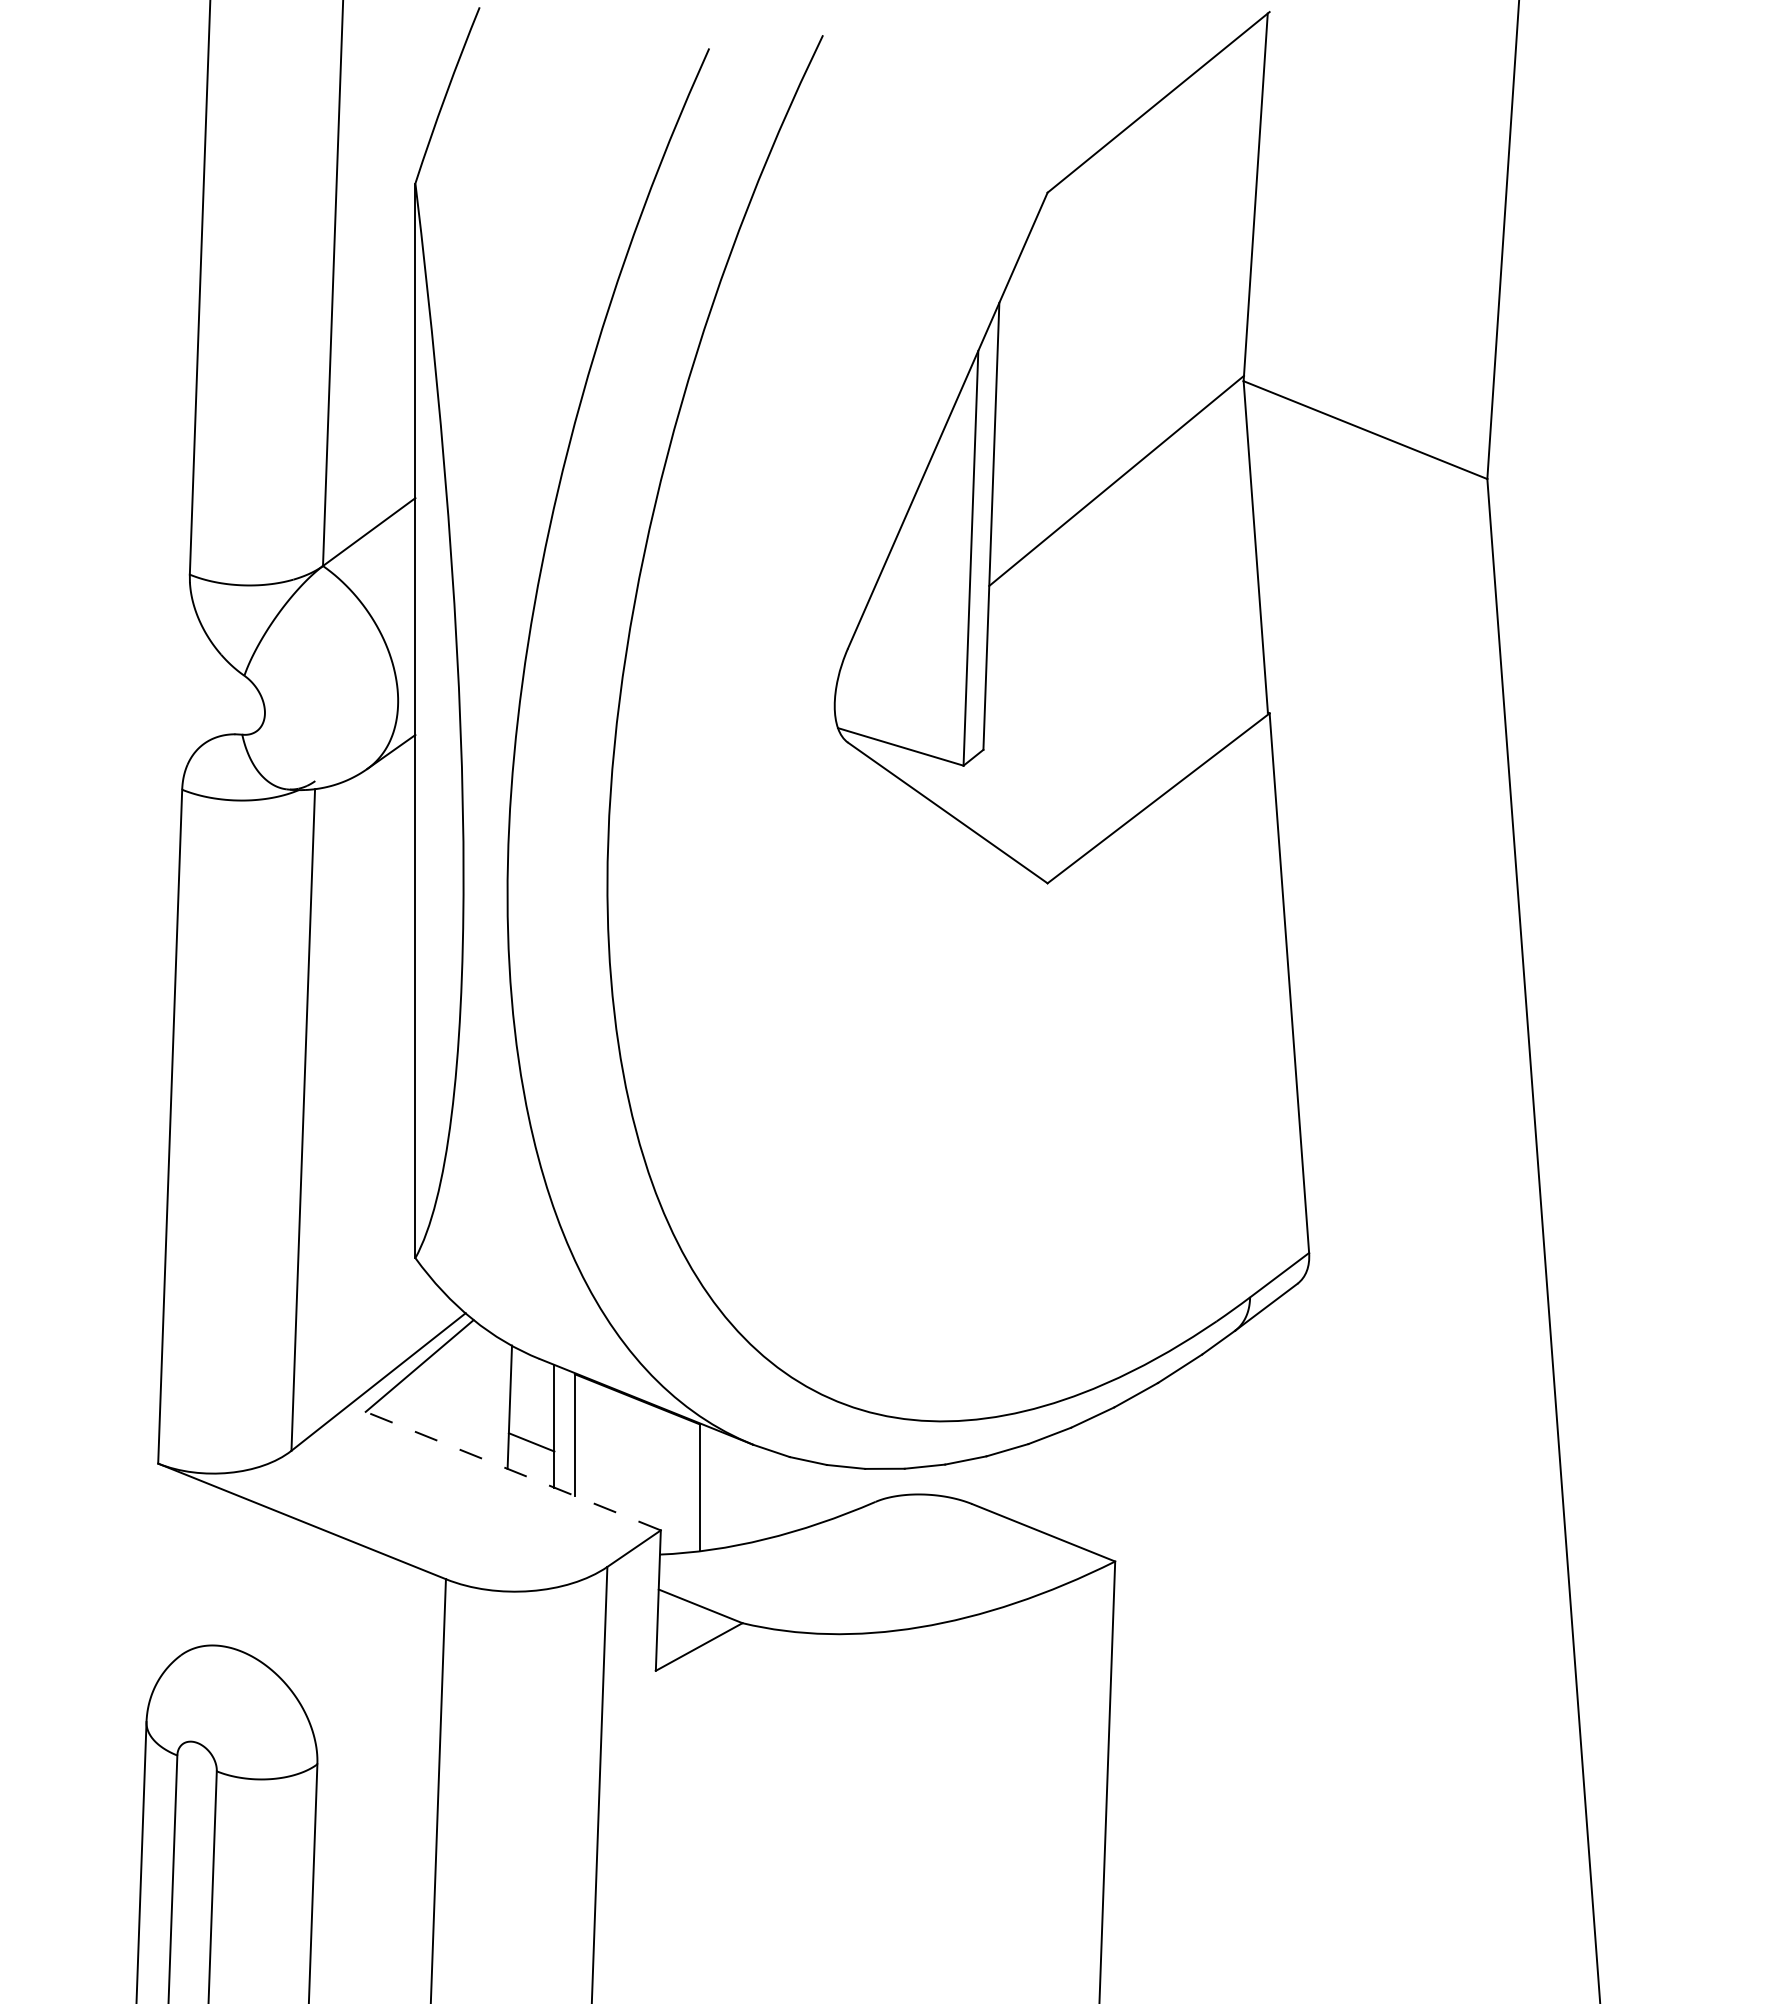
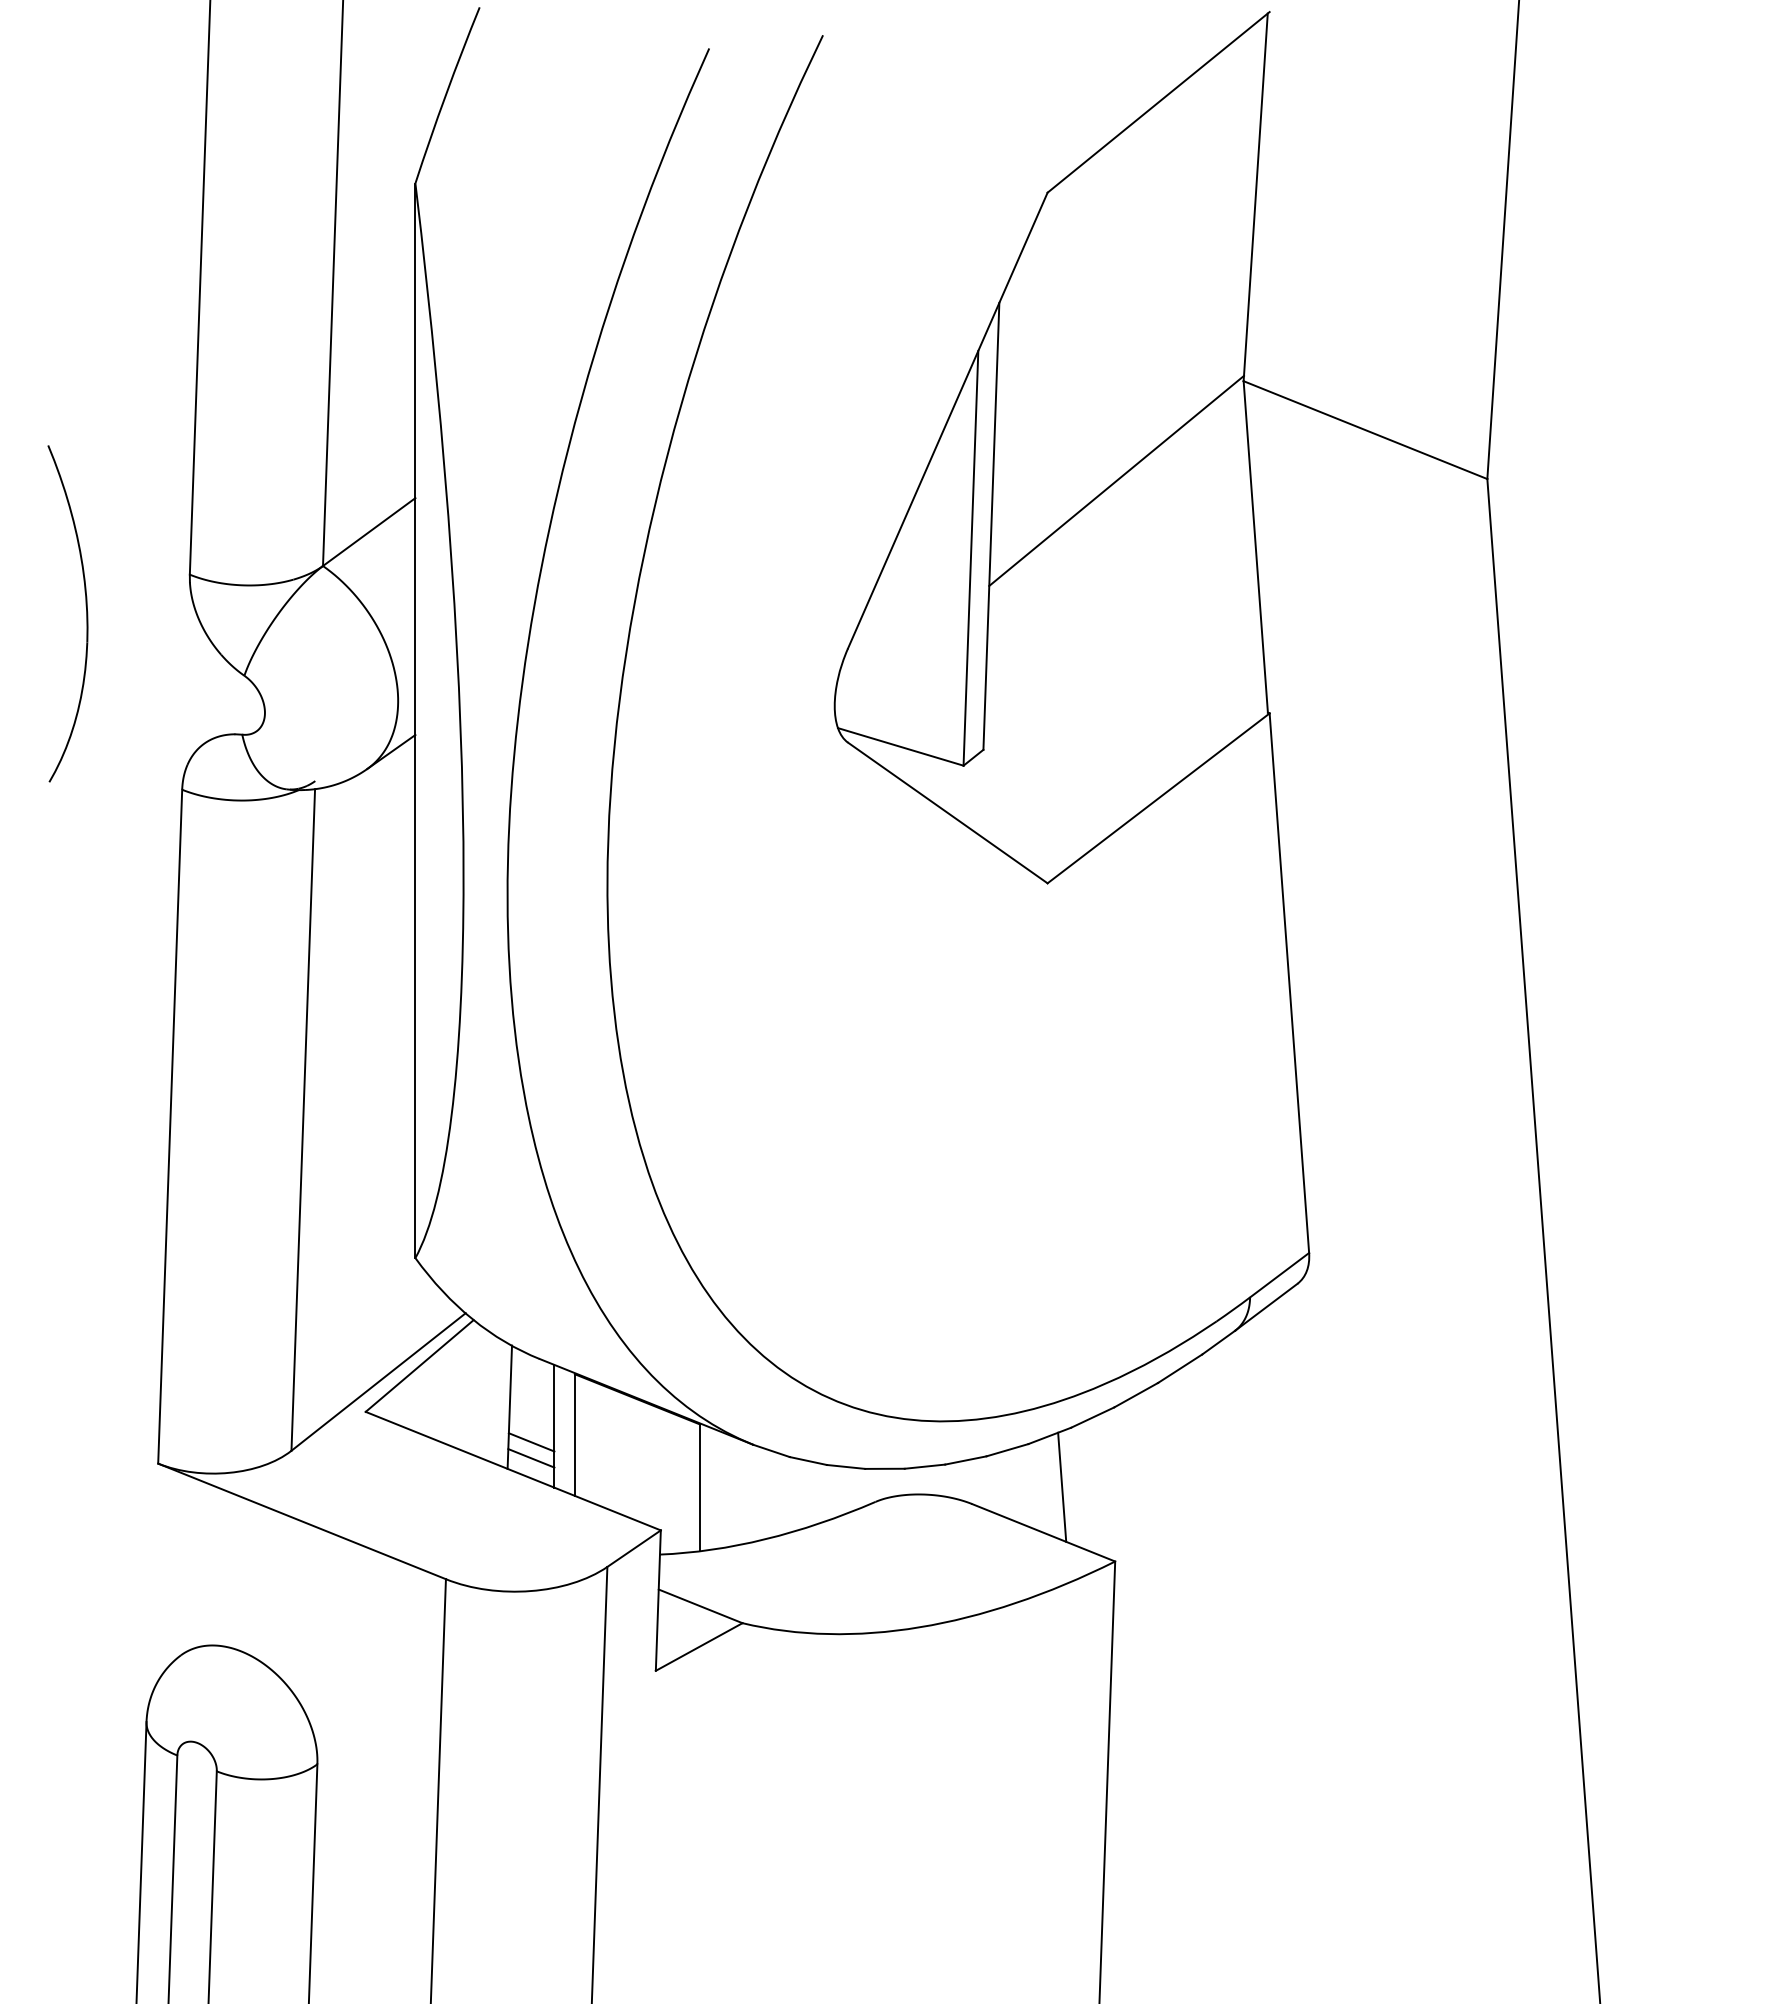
part: none -> present (86, 613)
line: none -> present (531, 1458)
line: dashed -> solid (512, 1470)
line: none -> present (1062, 1486)
